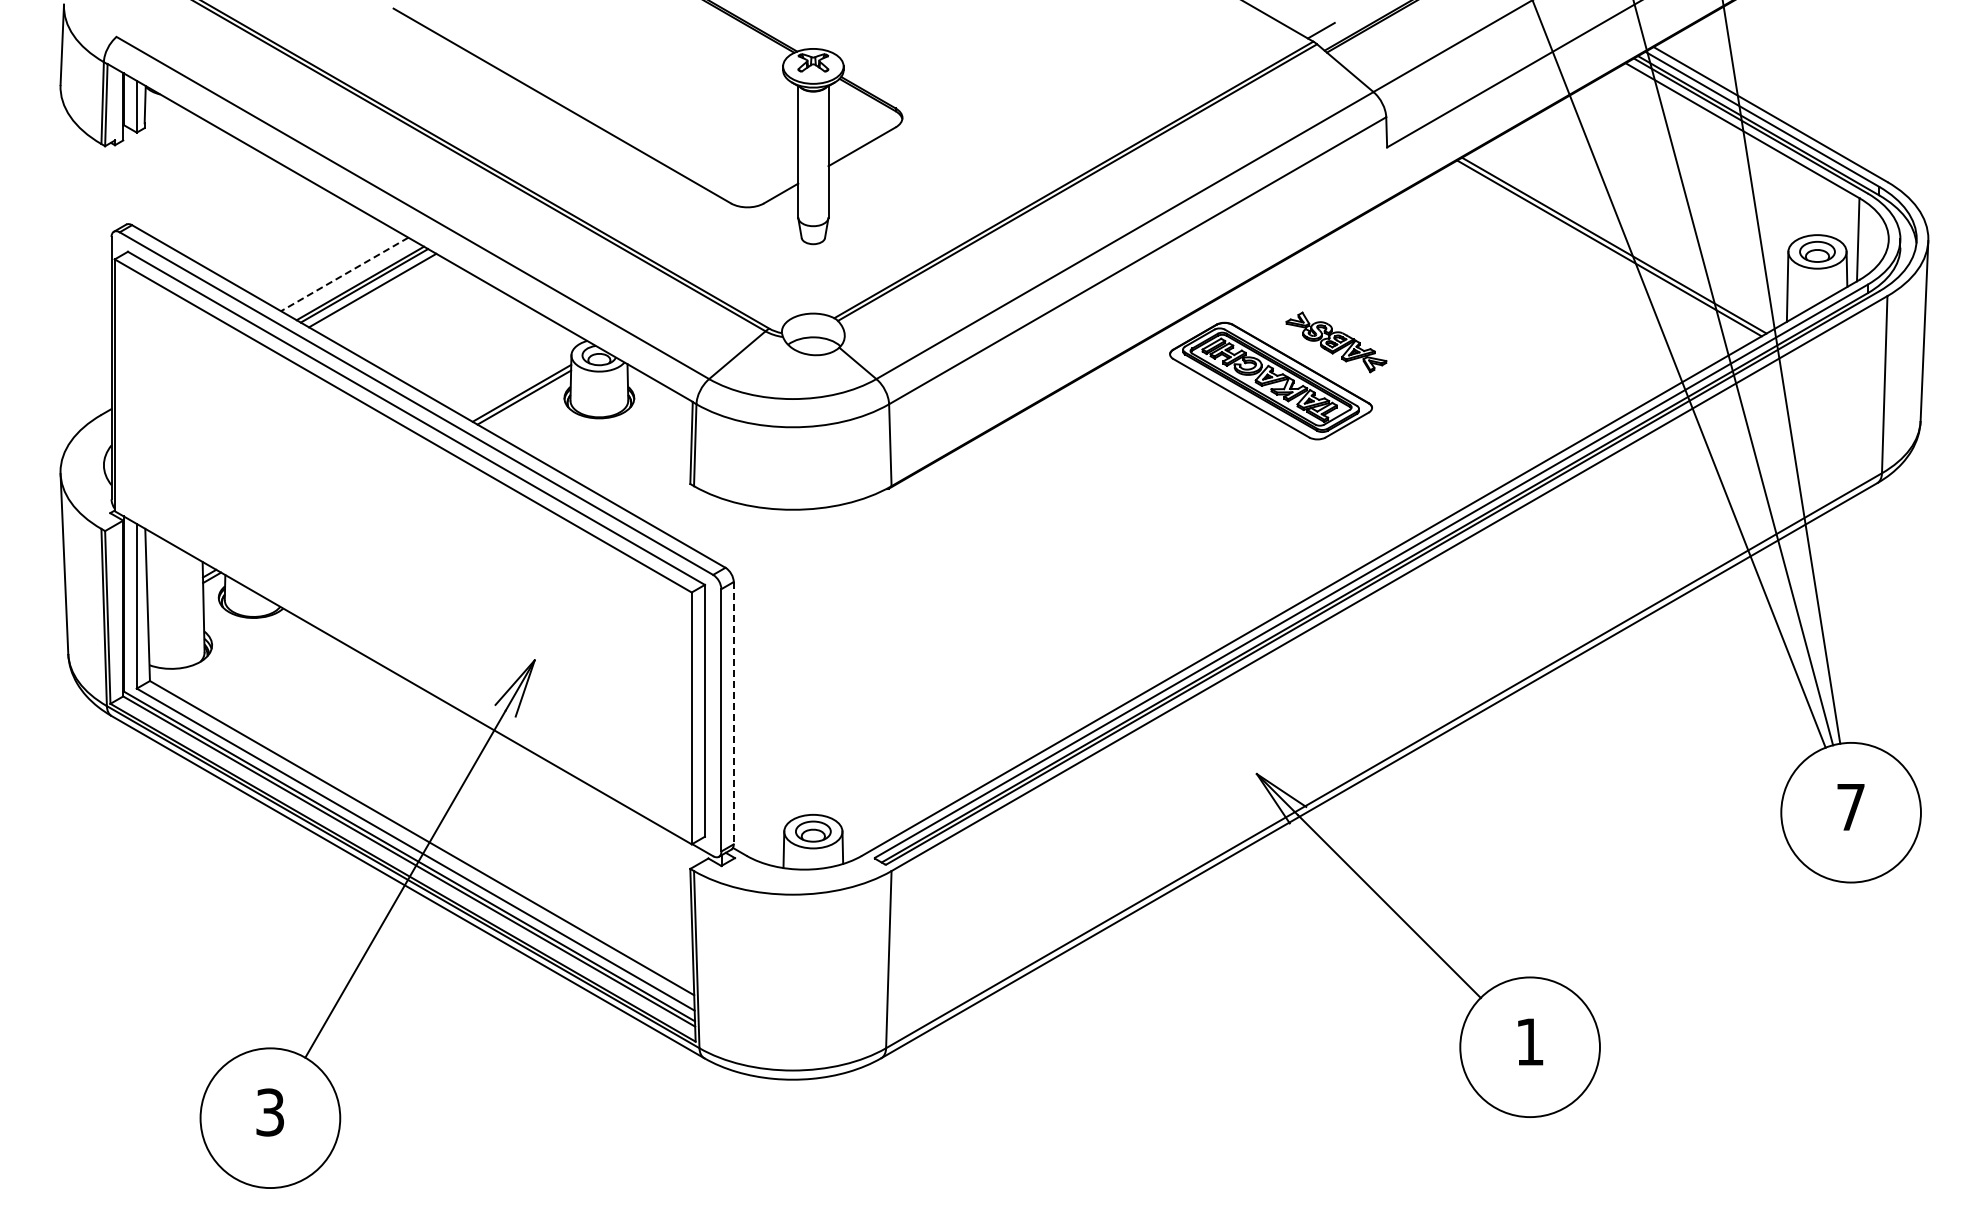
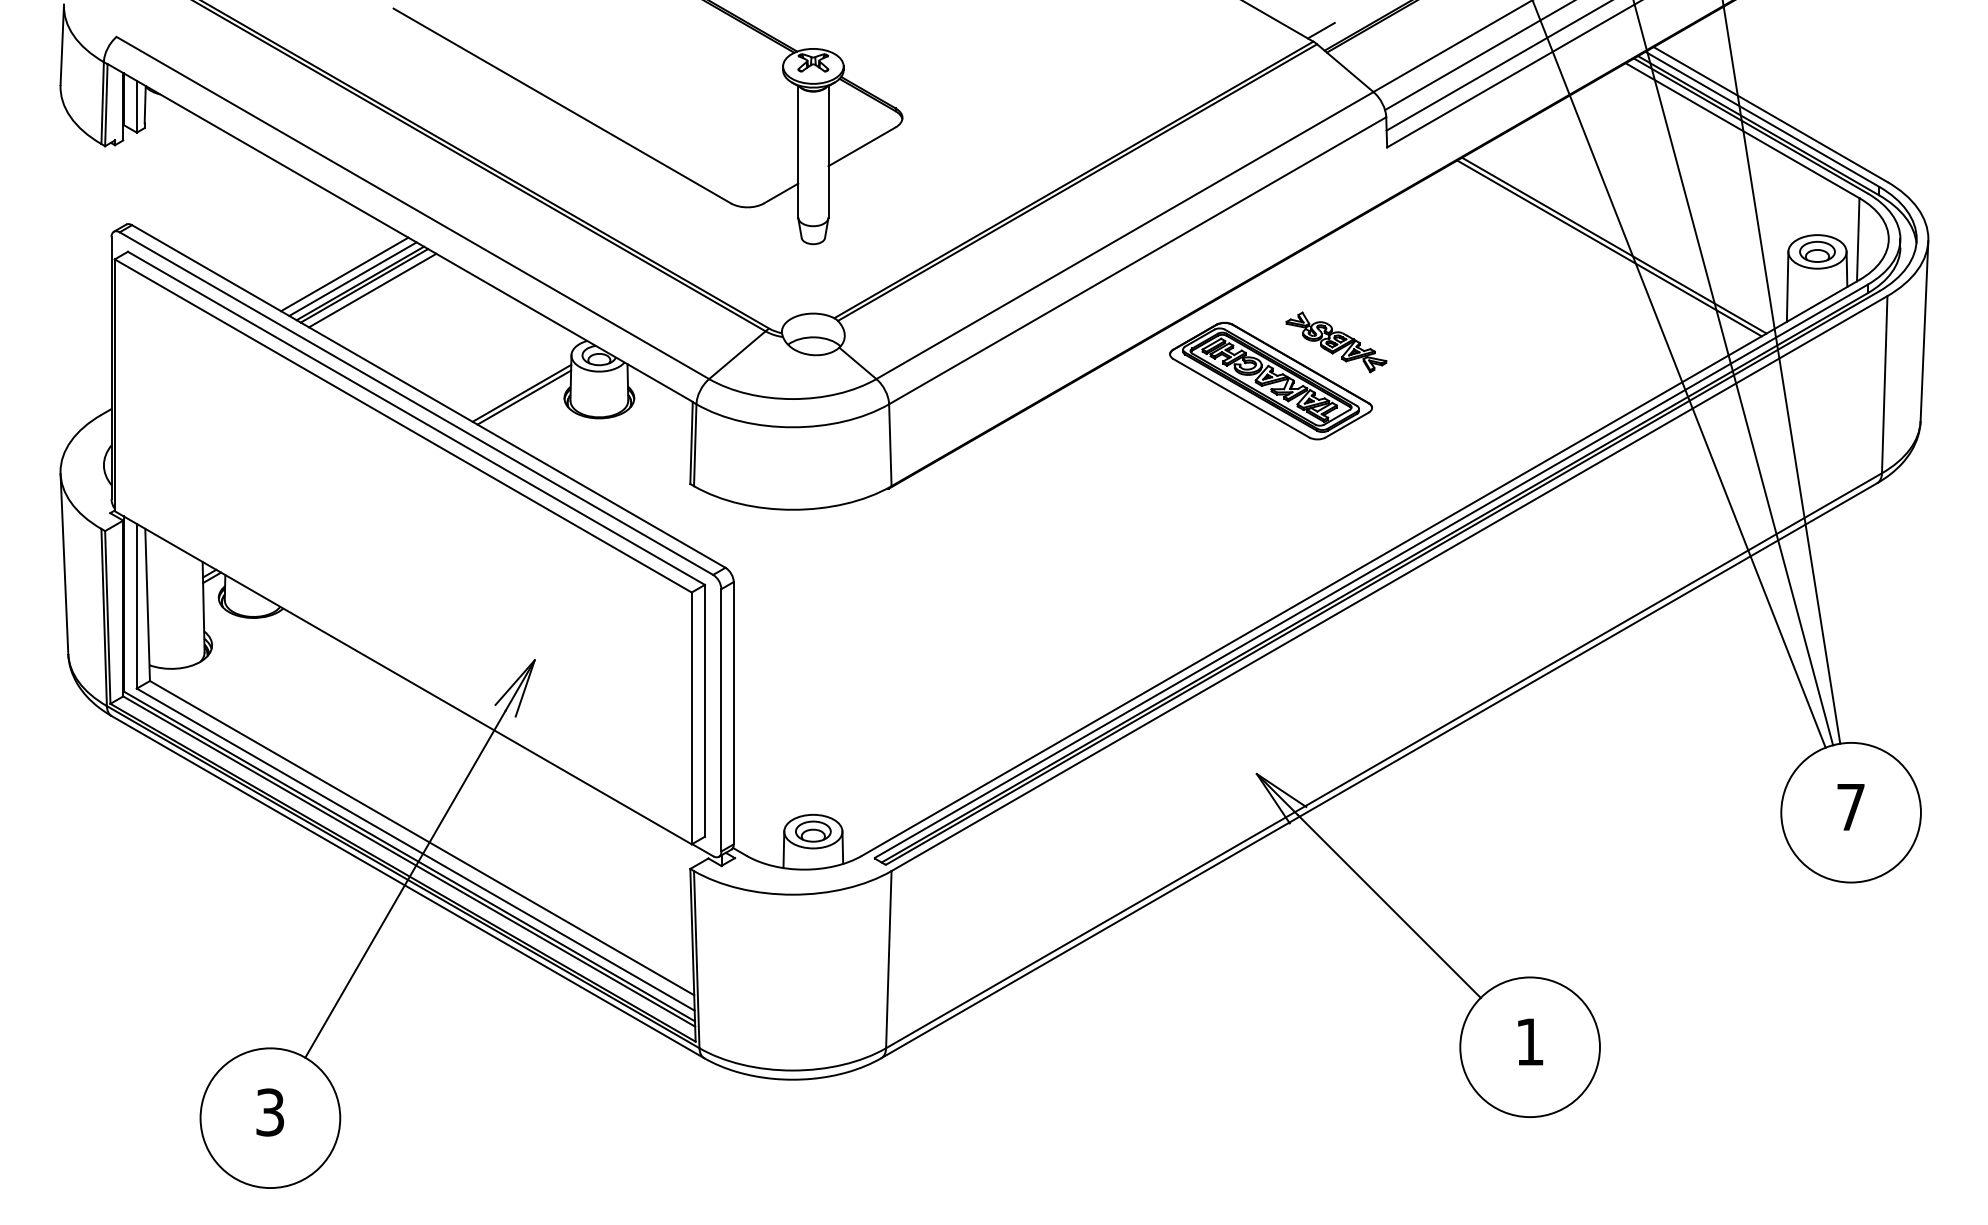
line: none -> present (1478, 56)
line: none -> present (1497, 66)
line: dashed -> solid (344, 274)
line: none -> present (352, 278)
line: dashed -> solid (733, 713)
